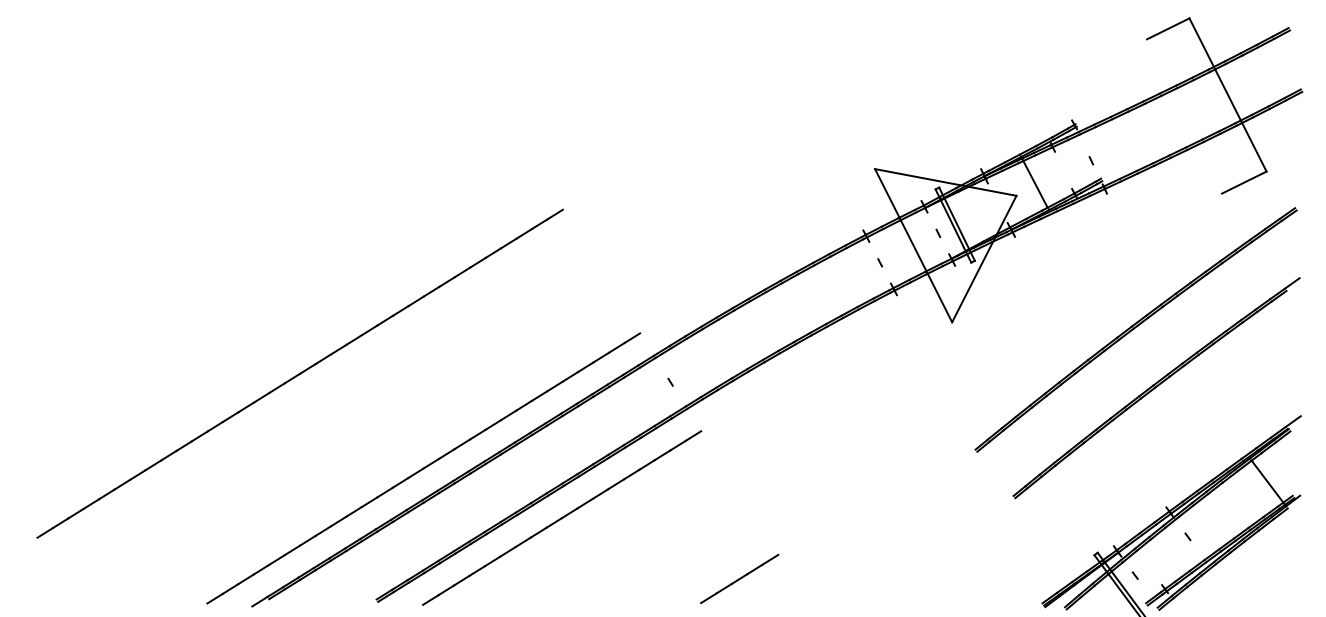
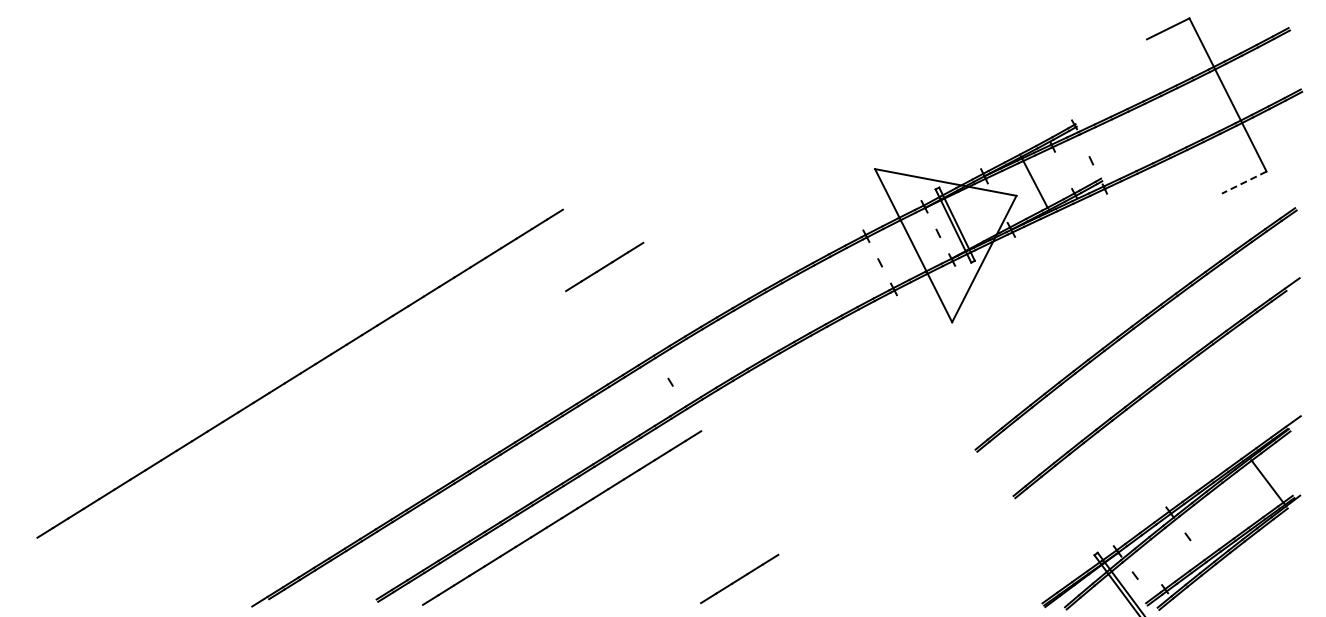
line: solid -> dashed (1244, 182)
line: none -> present (604, 266)
line: present -> none (423, 468)
